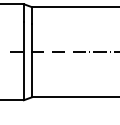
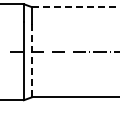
line: solid -> dashed (75, 7)
line: solid -> dashed (31, 60)
